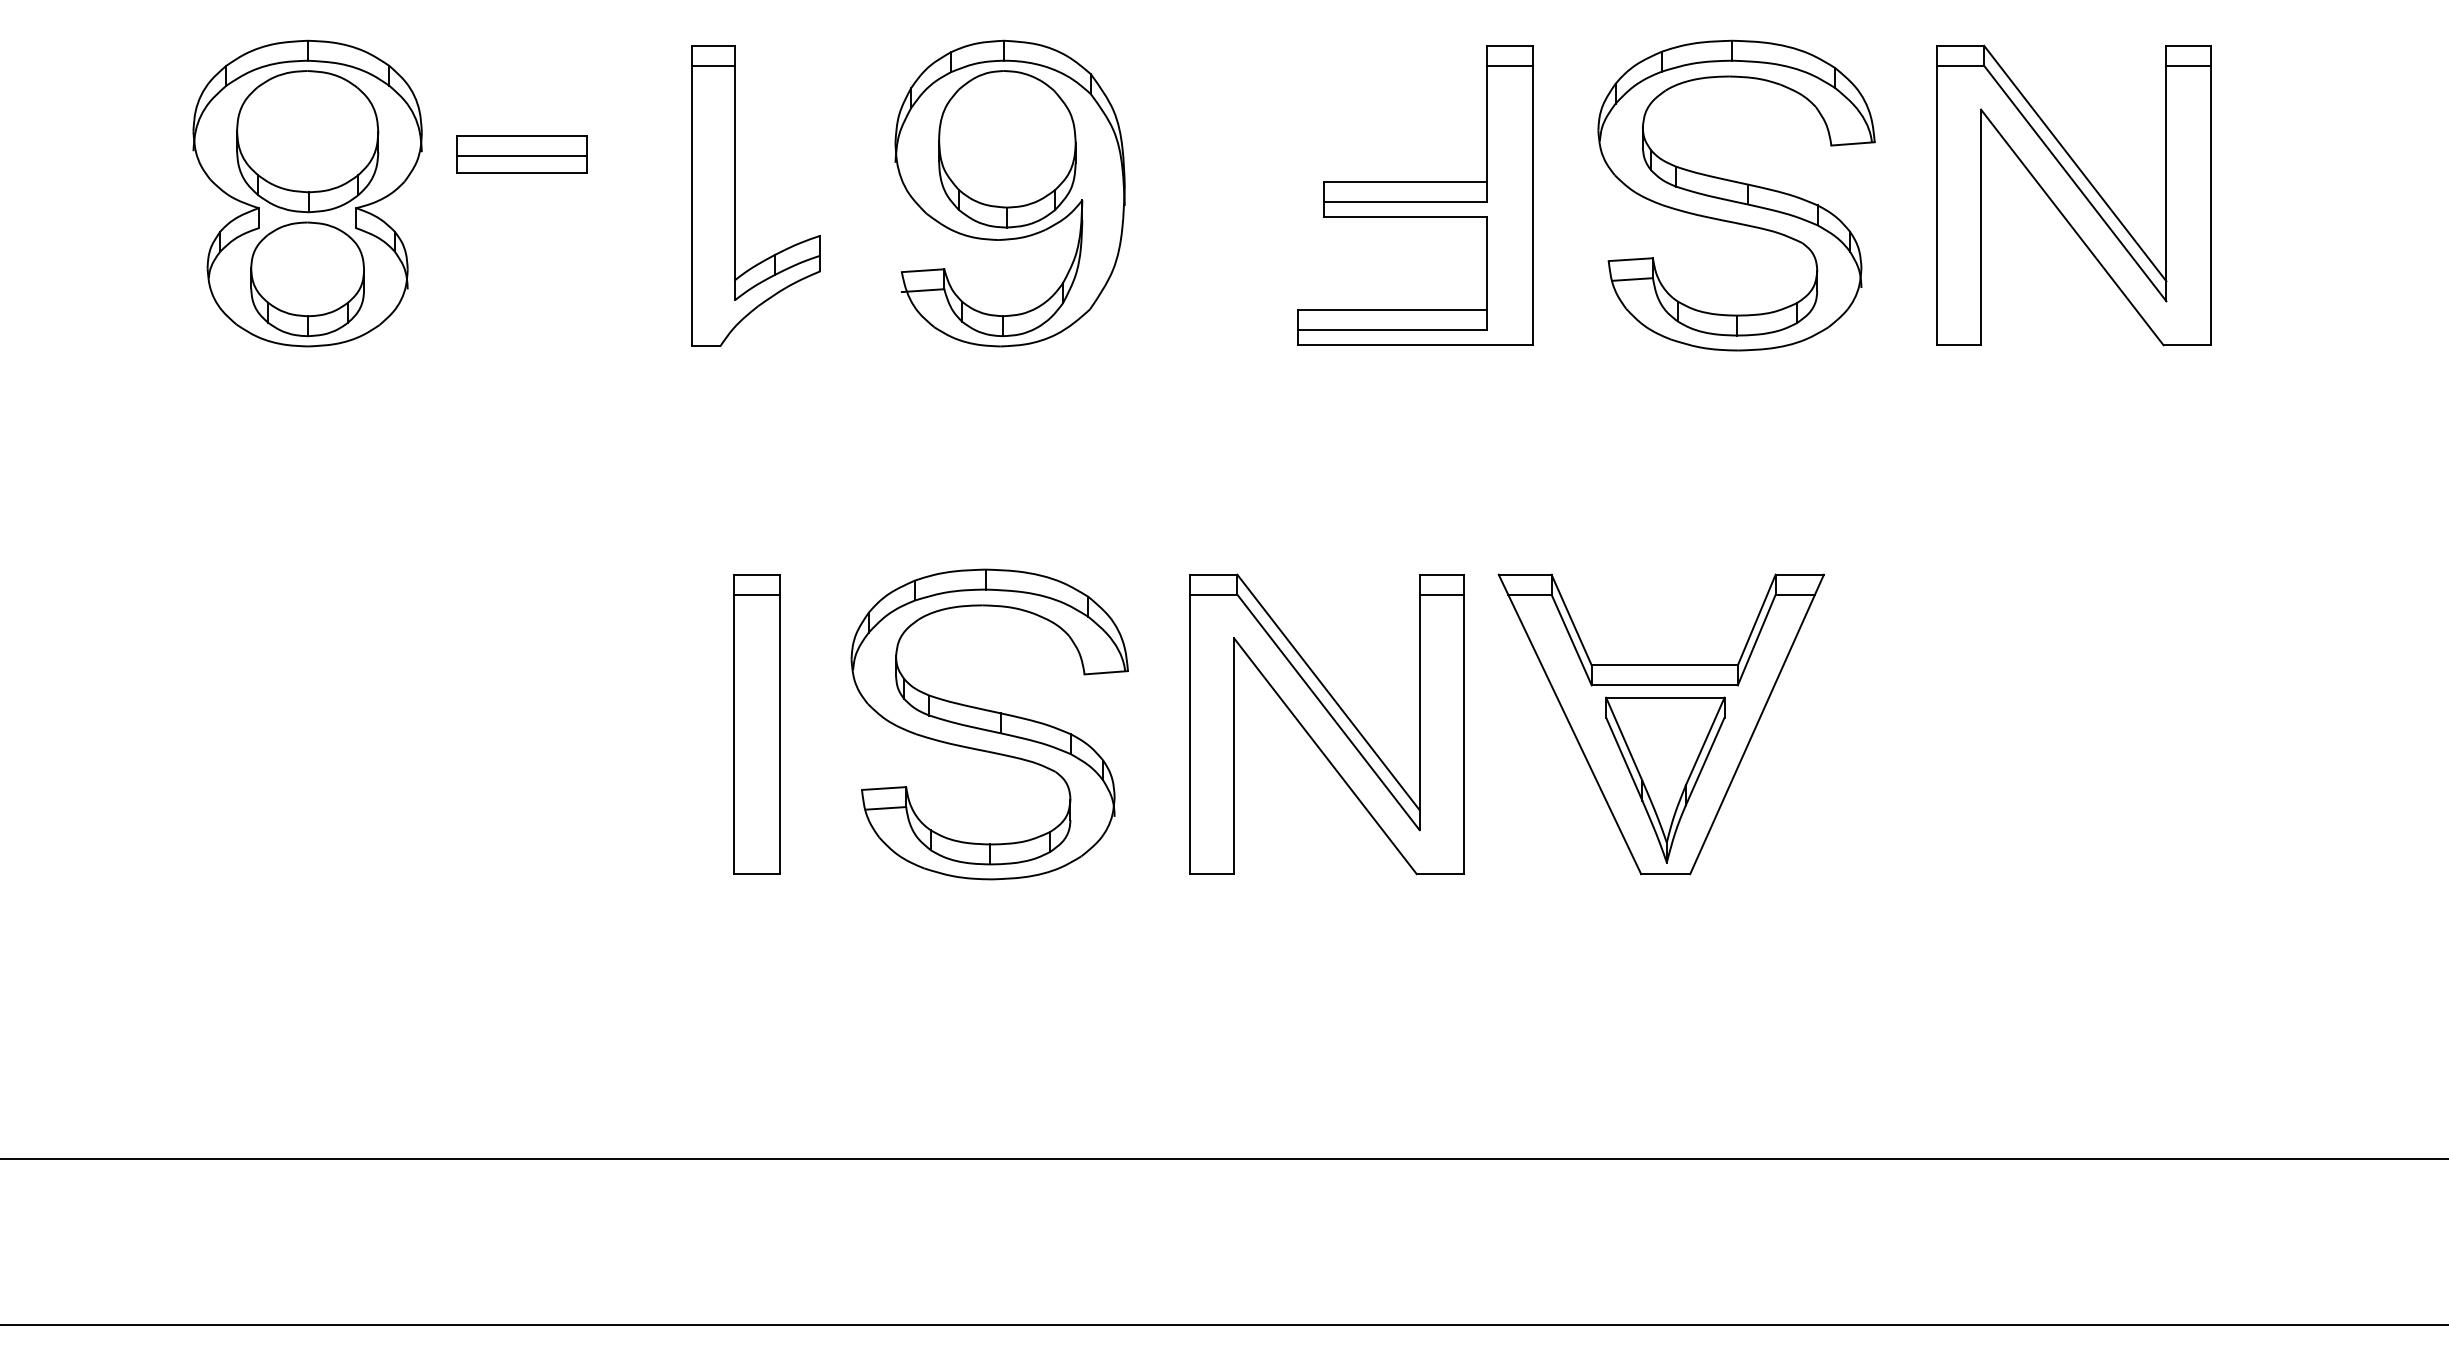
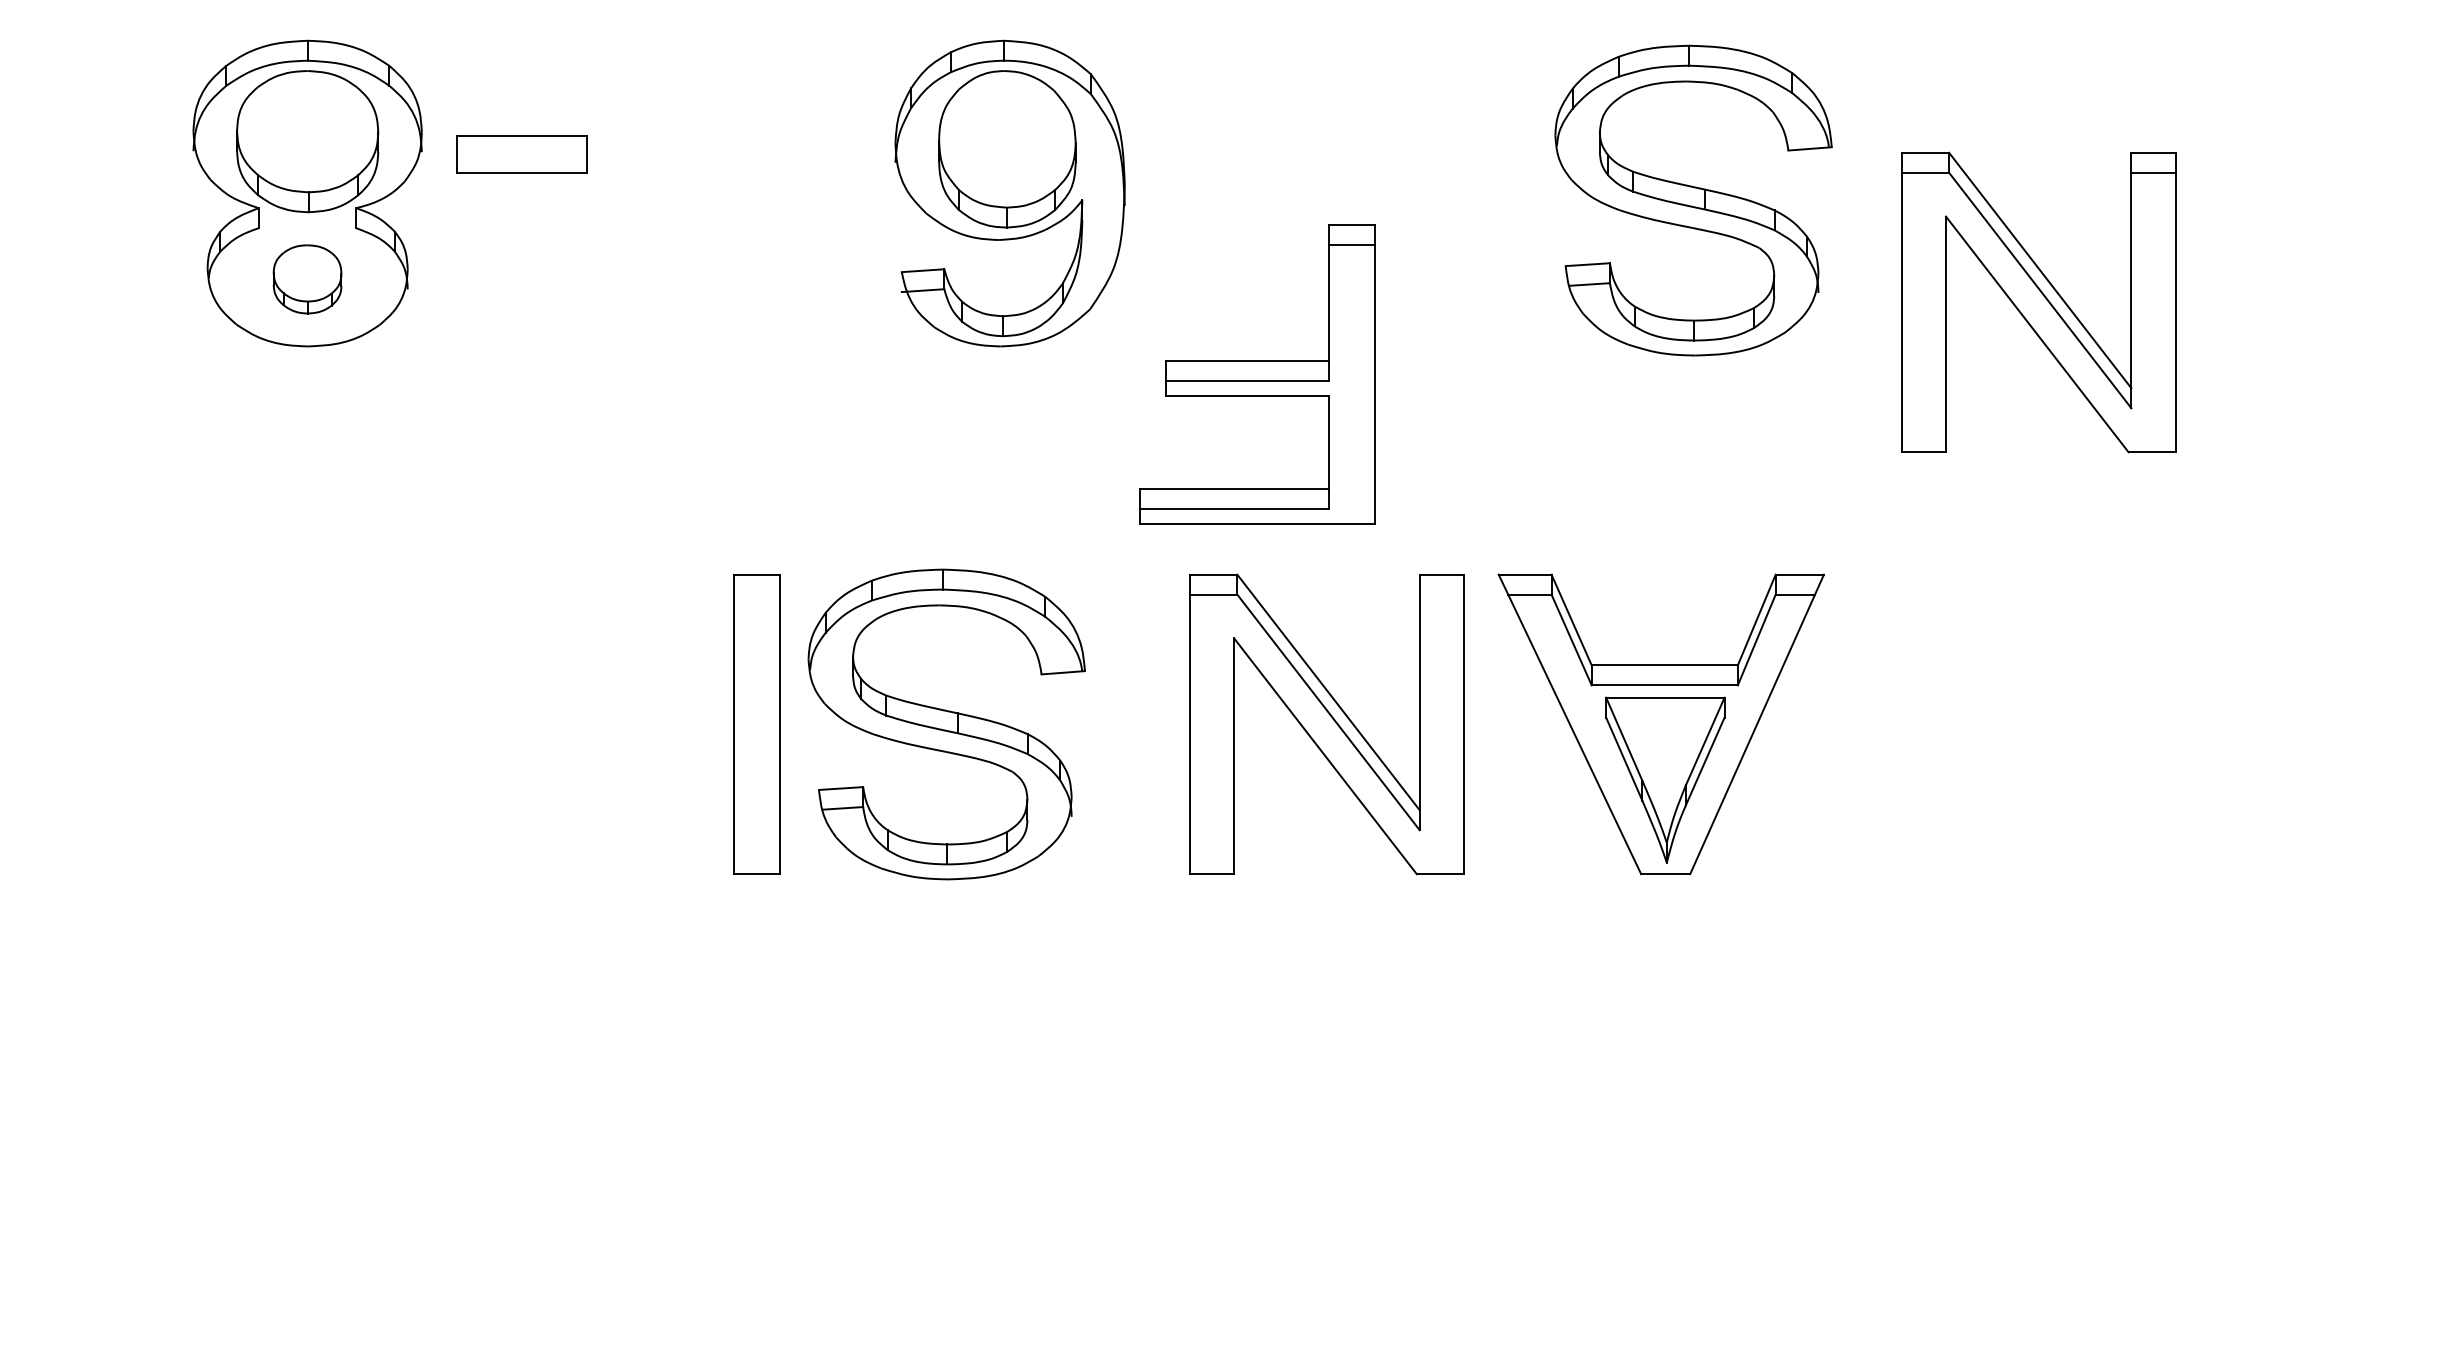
line: present -> none (521, 155)
part: present -> none (735, 195)
part position: (1415, 195) -> (1257, 374) (1257, 374)
part position: (1736, 195) -> (1693, 200) (1693, 200)
part position: (2073, 195) -> (2038, 302) (2038, 302)
part size: 115x117 px -> 71x71 px (307, 279)
line: present -> none (757, 594)
line: present -> none (1441, 594)
part position: (989, 724) -> (946, 724) (946, 724)
line: present -> none (1223, 1158)
line: present -> none (1223, 1325)
